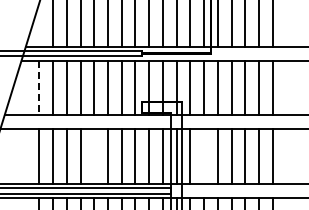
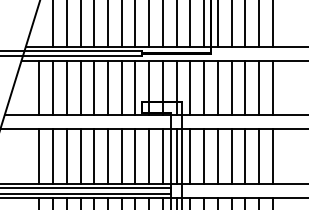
line: dashed -> solid (39, 88)
line: none -> present (94, 156)
line: none -> present (204, 156)
